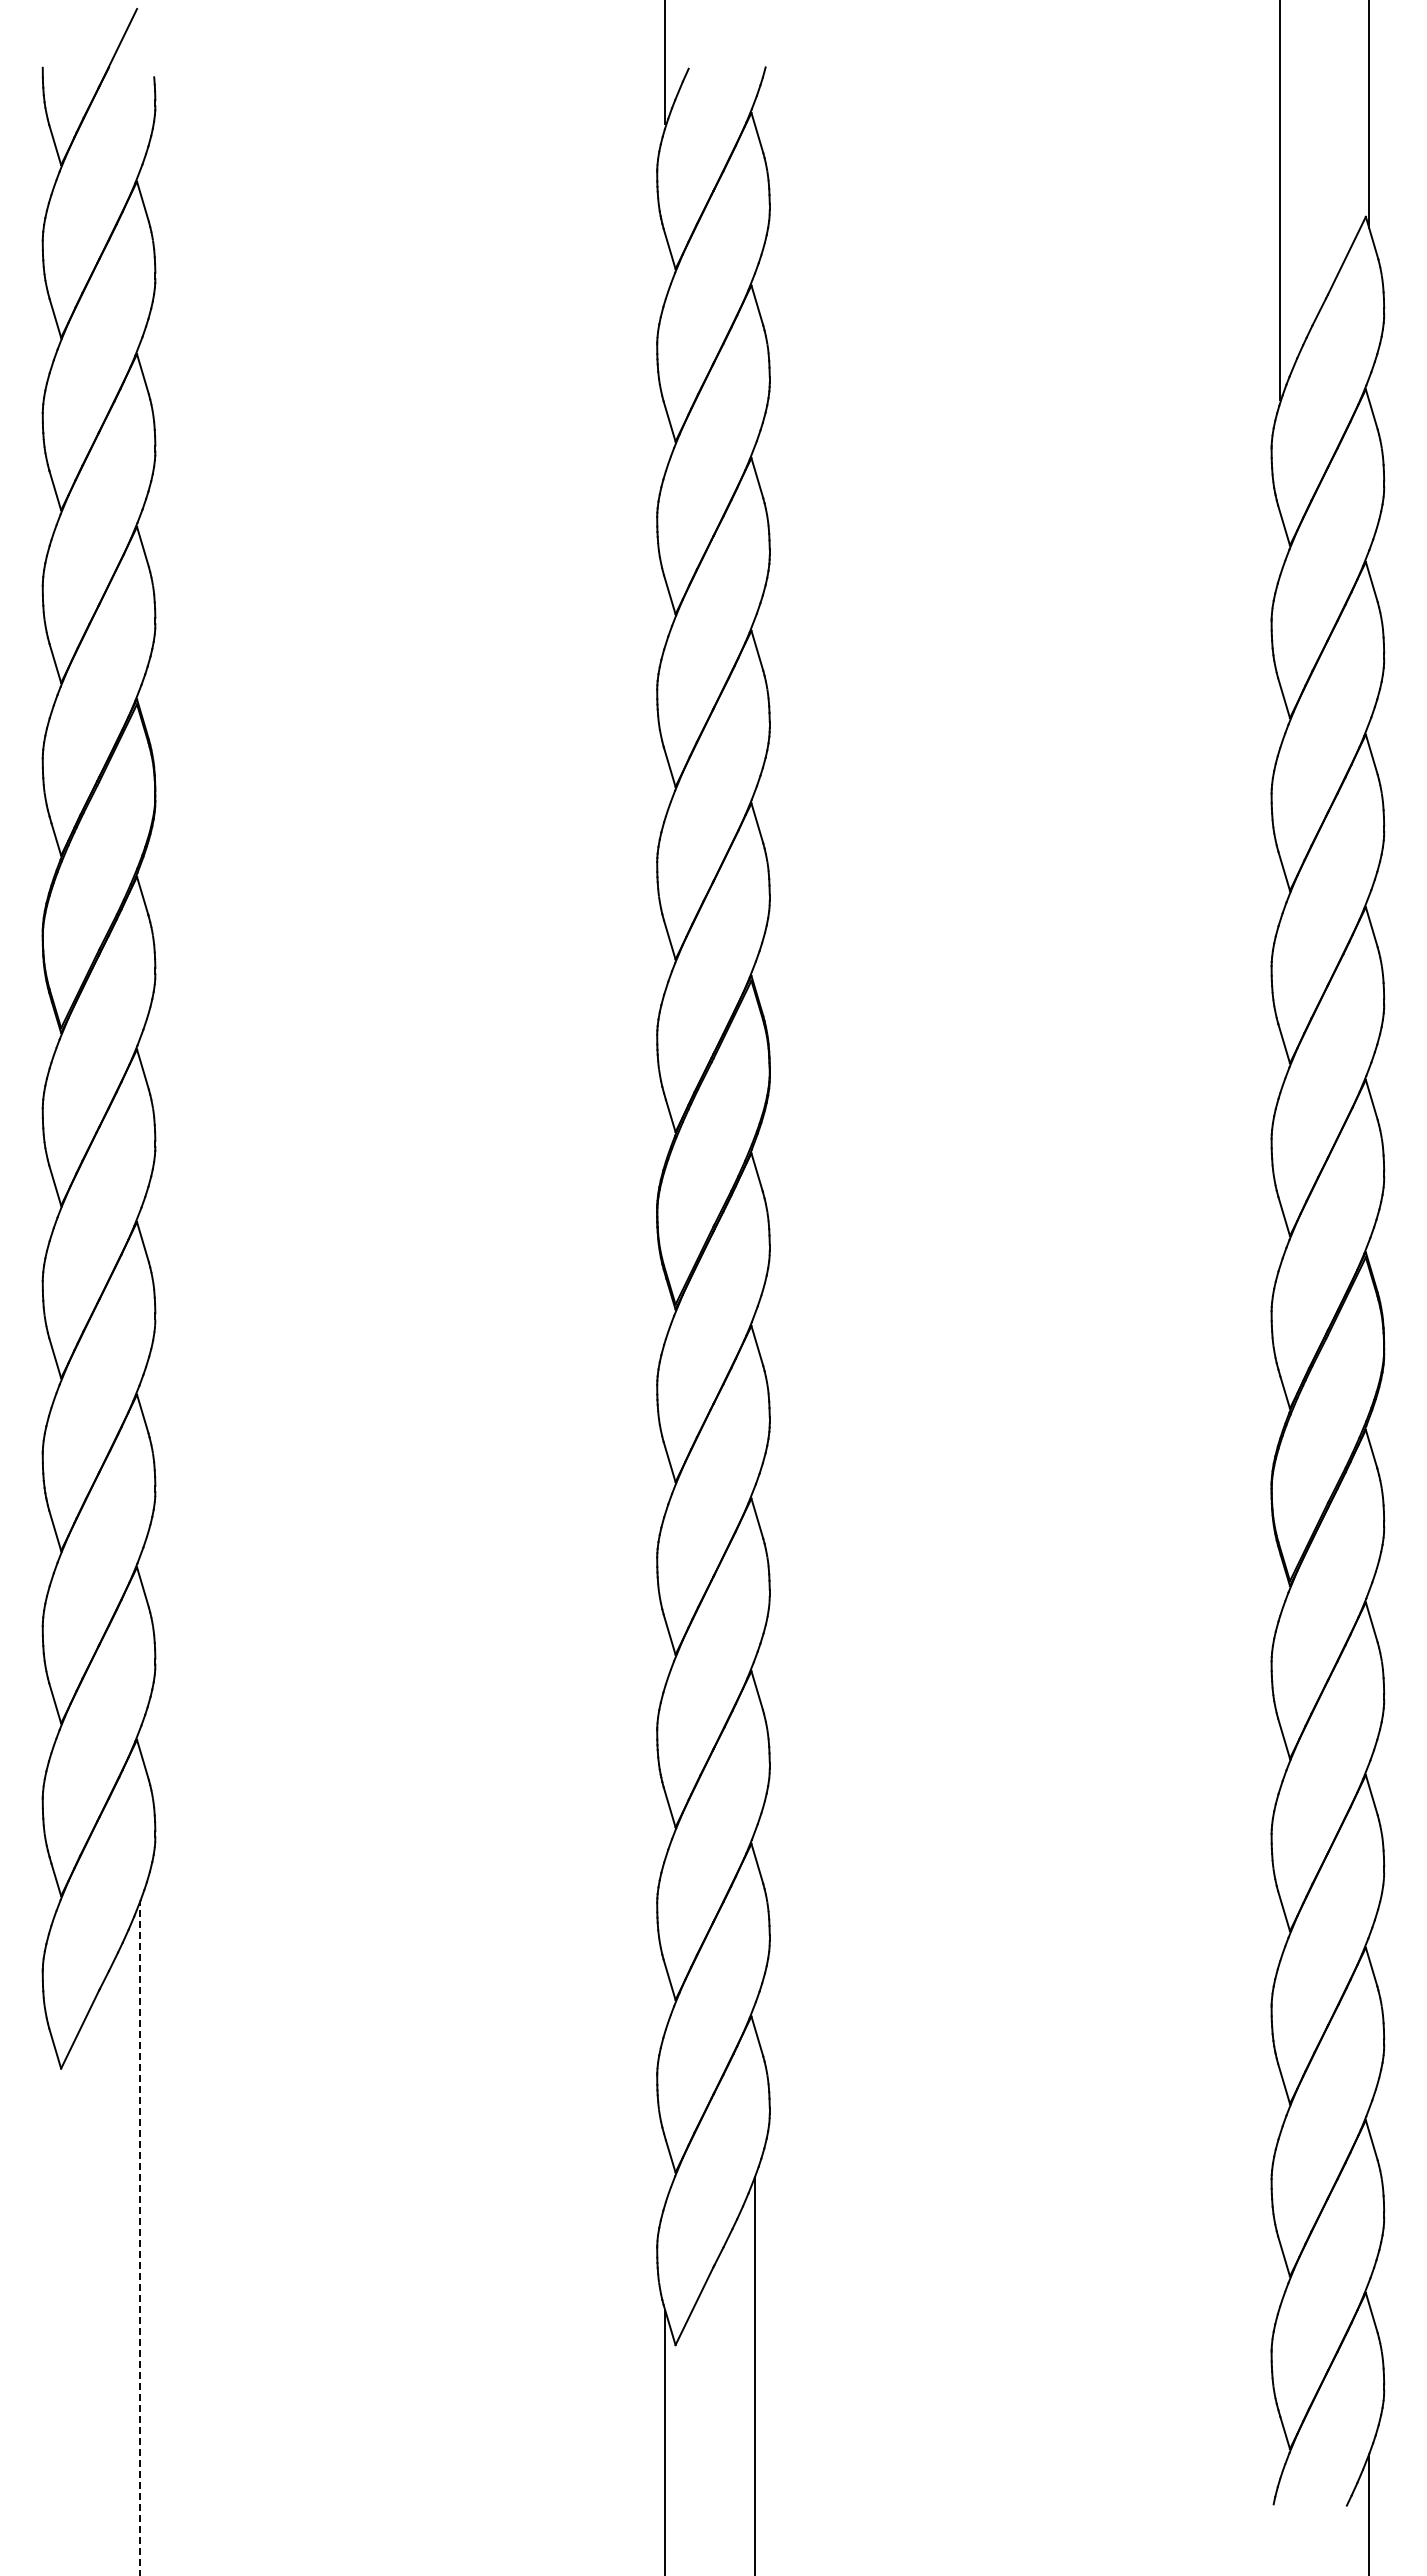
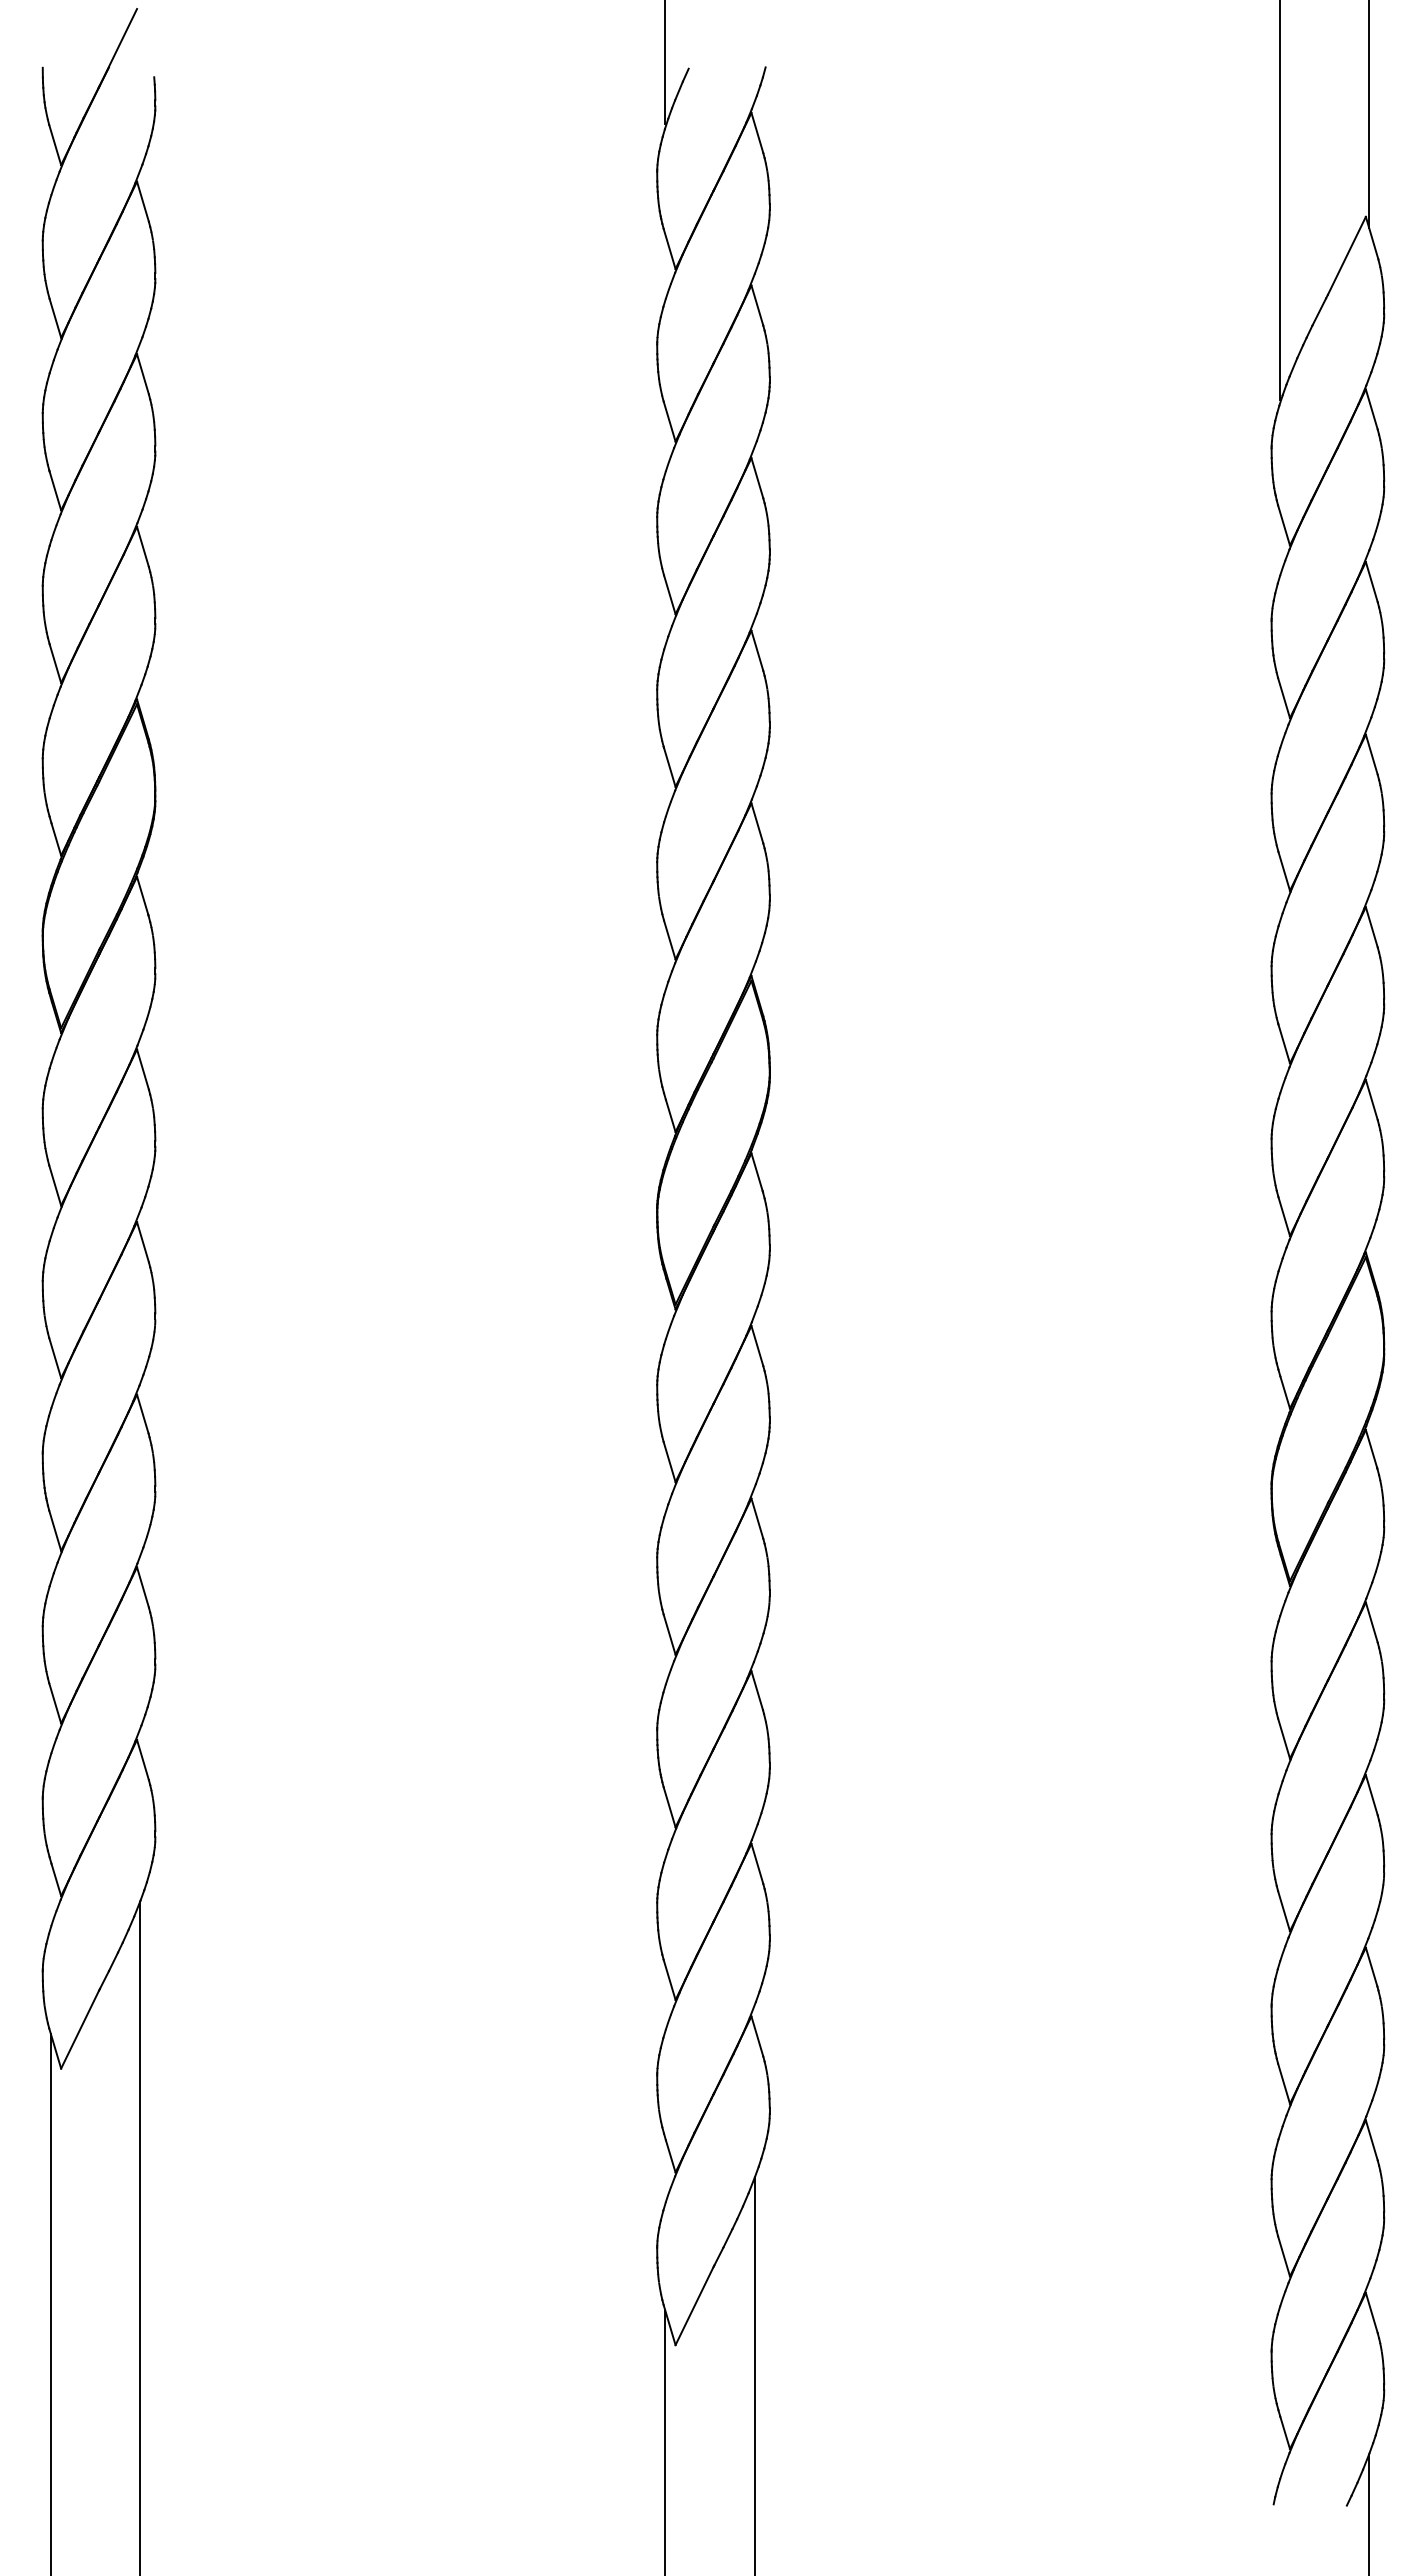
line: dashed -> solid (140, 2238)
line: none -> present (50, 2303)
